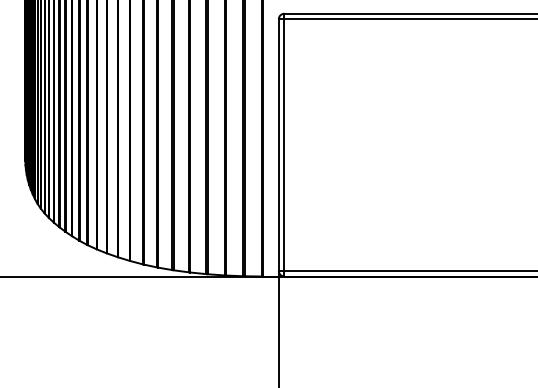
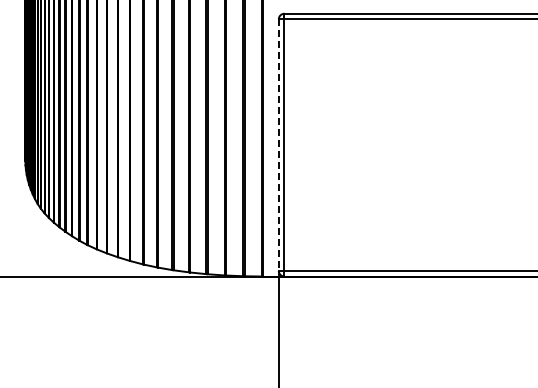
line: solid -> dashed (278, 145)
